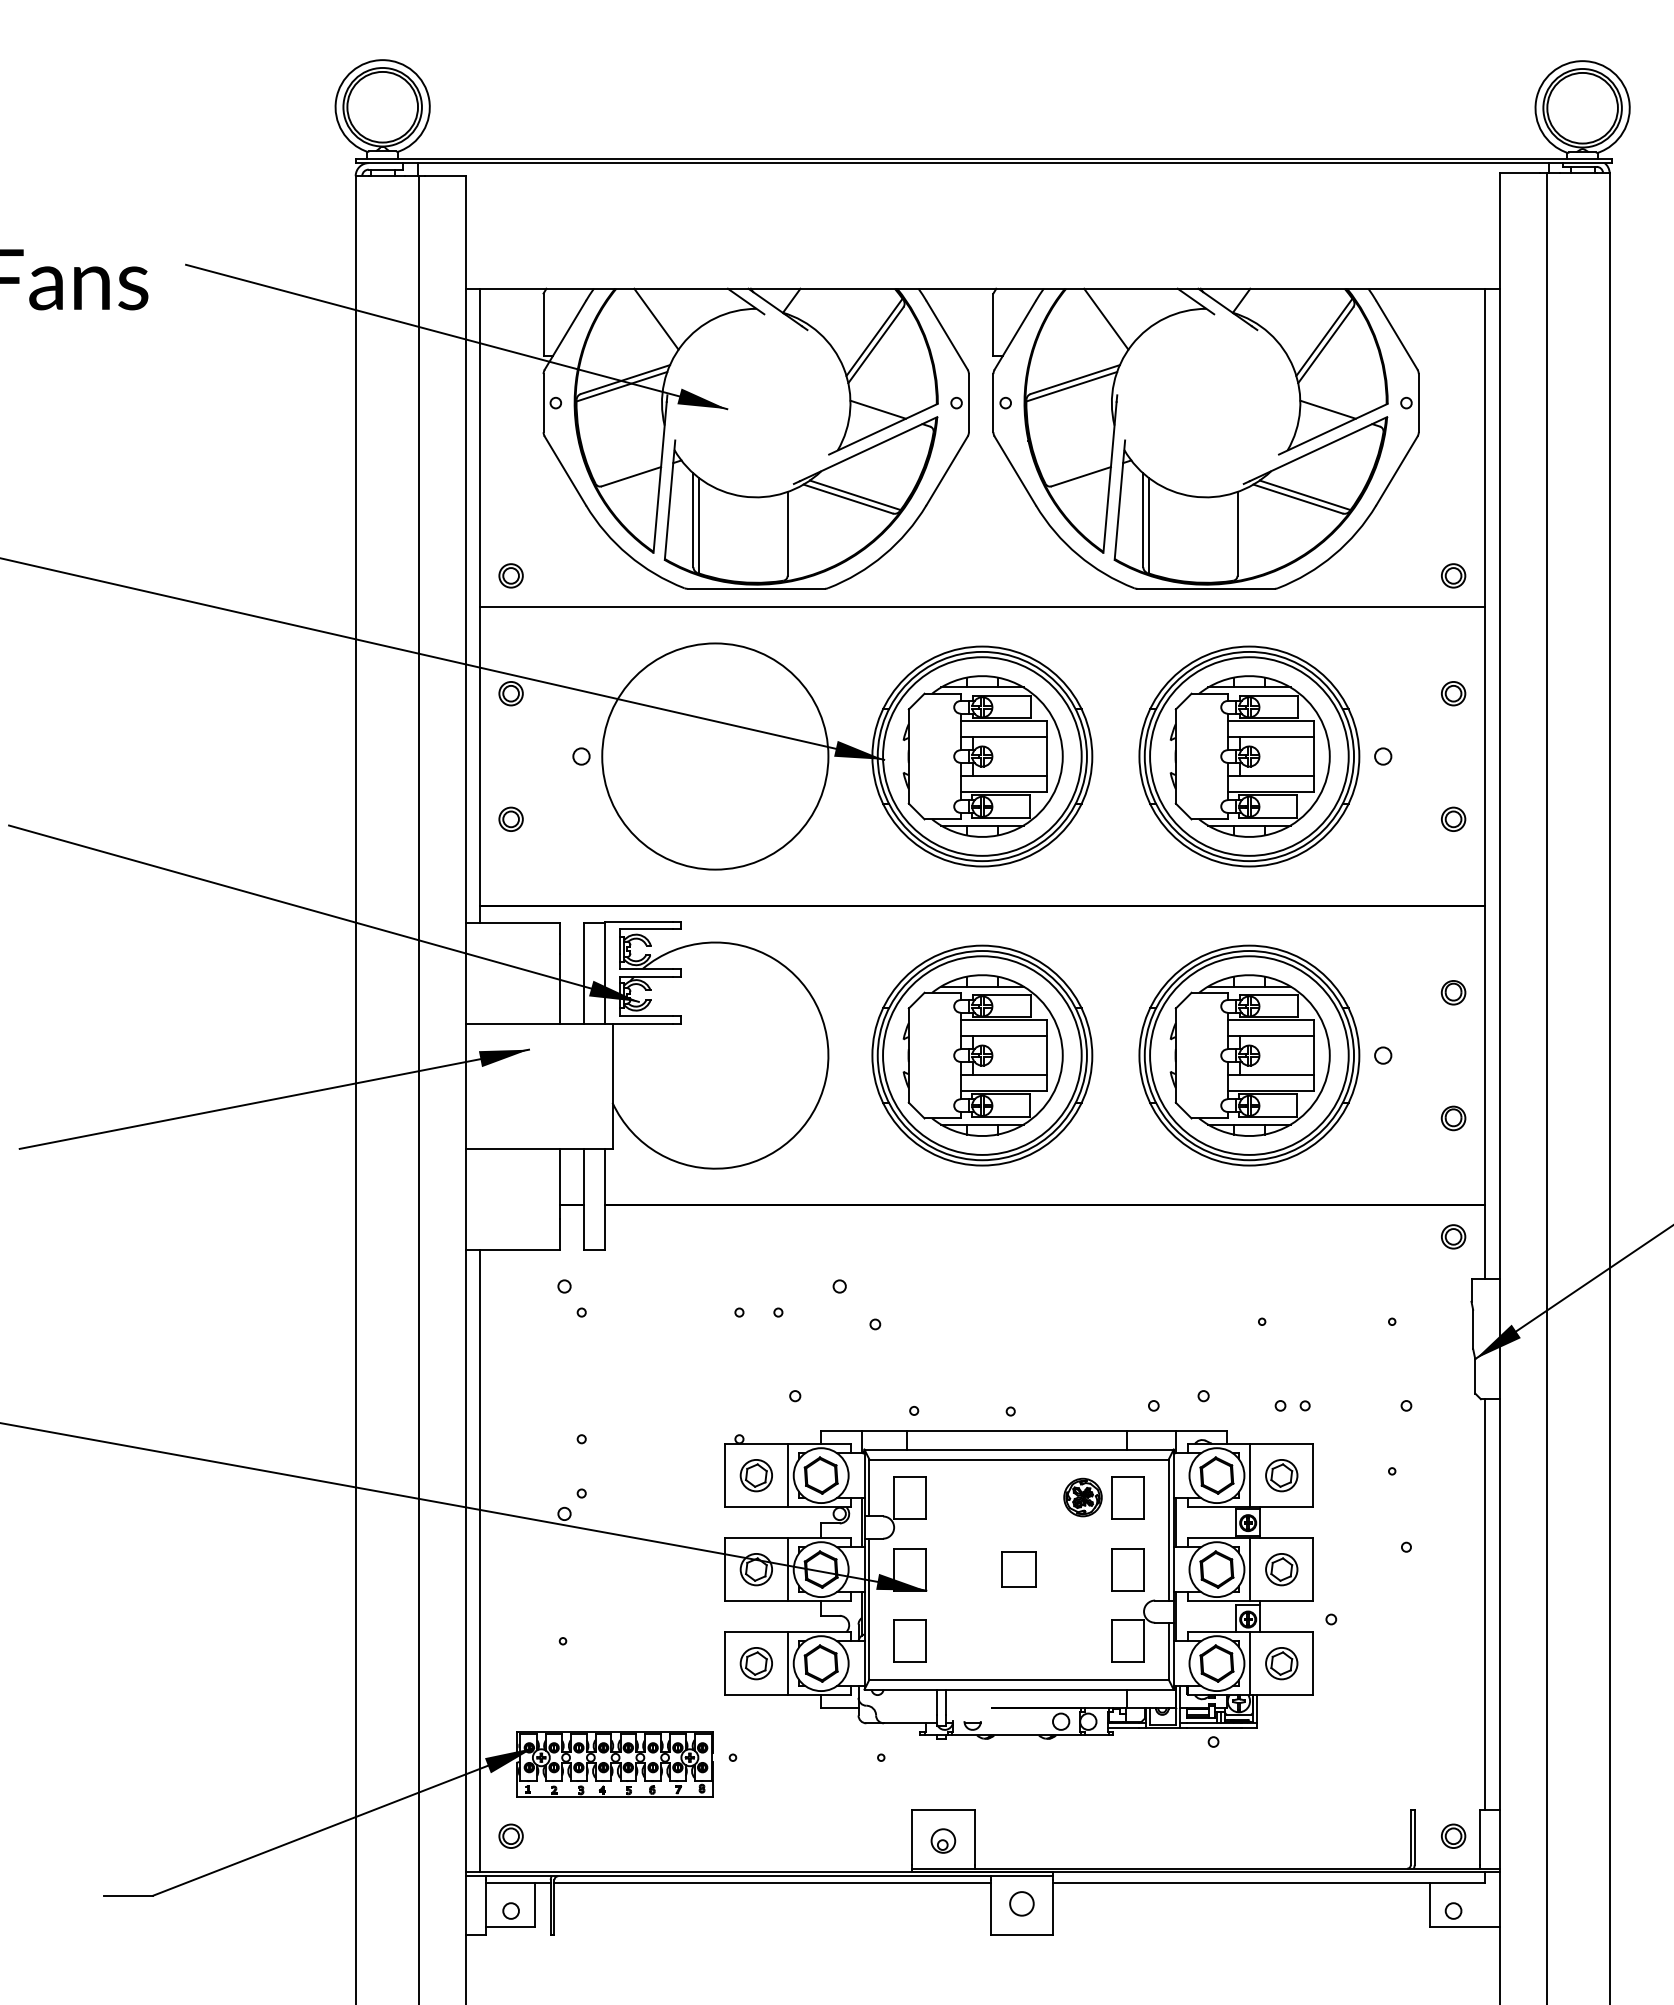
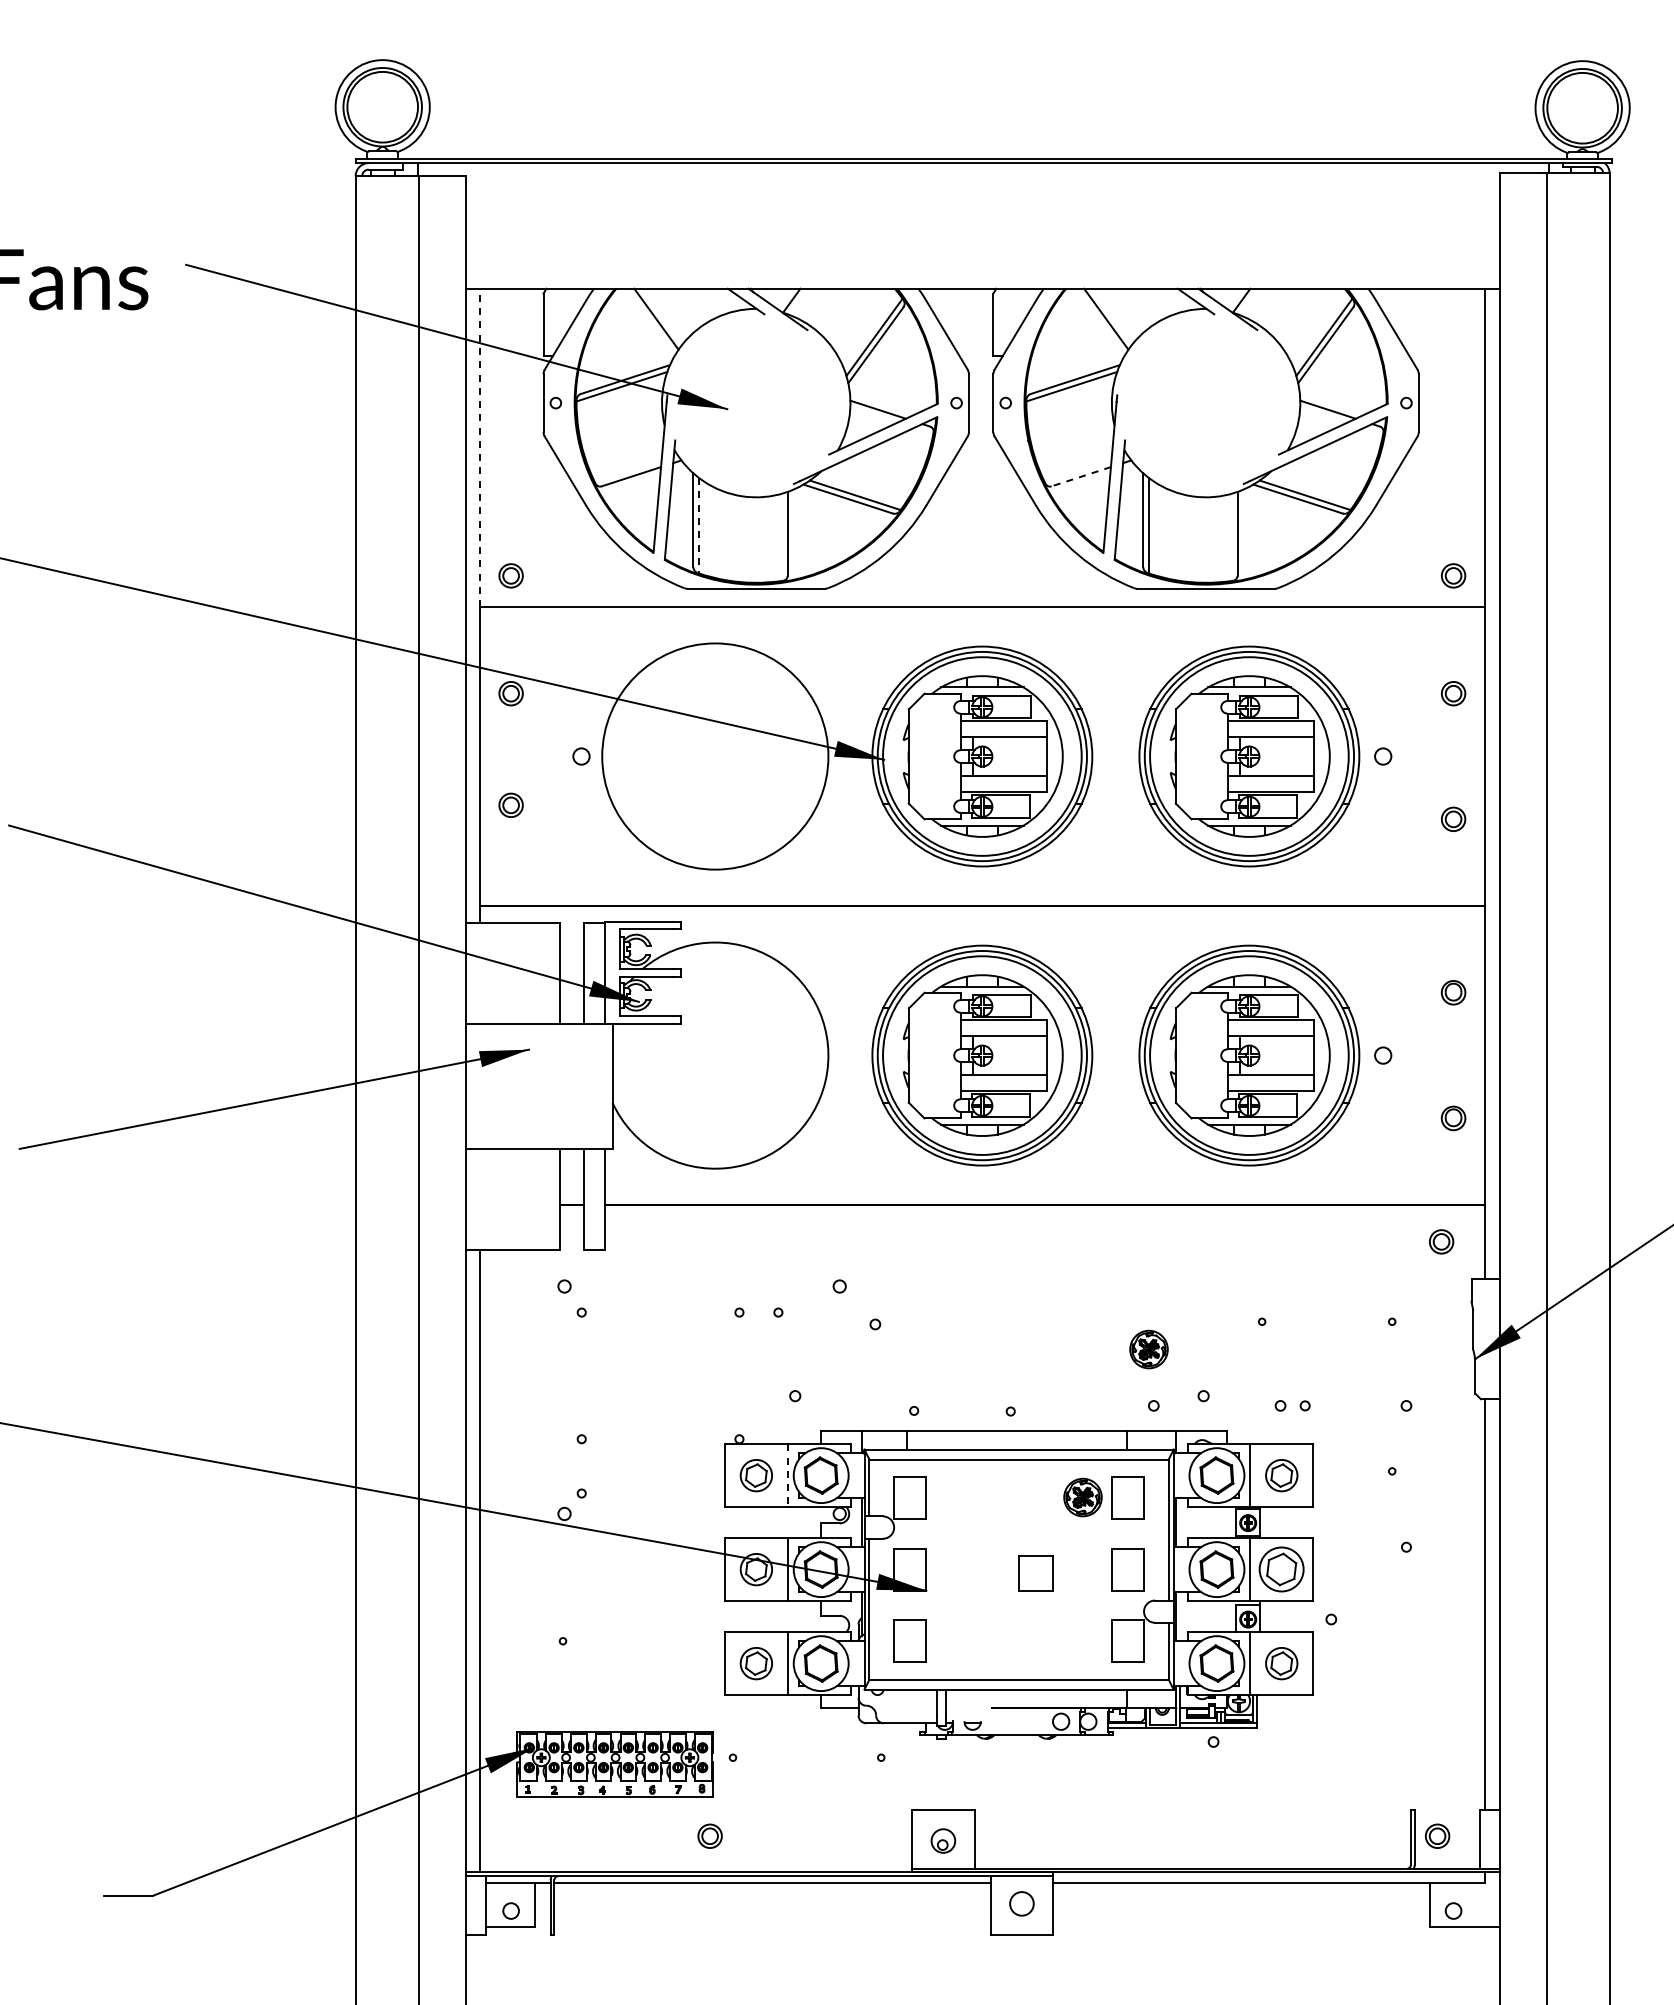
line: solid -> dashed (479, 447)
line: solid -> dashed (1080, 476)
line: solid -> dashed (699, 525)
part position: (510, 818) -> (510, 804) (510, 804)
part position: (1453, 1236) -> (1441, 1241) (1441, 1241)
part: none -> present (1148, 1349)
line: solid -> dashed (787, 1476)
part position: (1018, 1569) -> (1035, 1573) (1035, 1573)
part size: 34x34 px -> 47x47 px (1281, 1569)
part position: (510, 1835) -> (709, 1835) (709, 1835)
part position: (1453, 1835) -> (1437, 1835) (1437, 1835)
